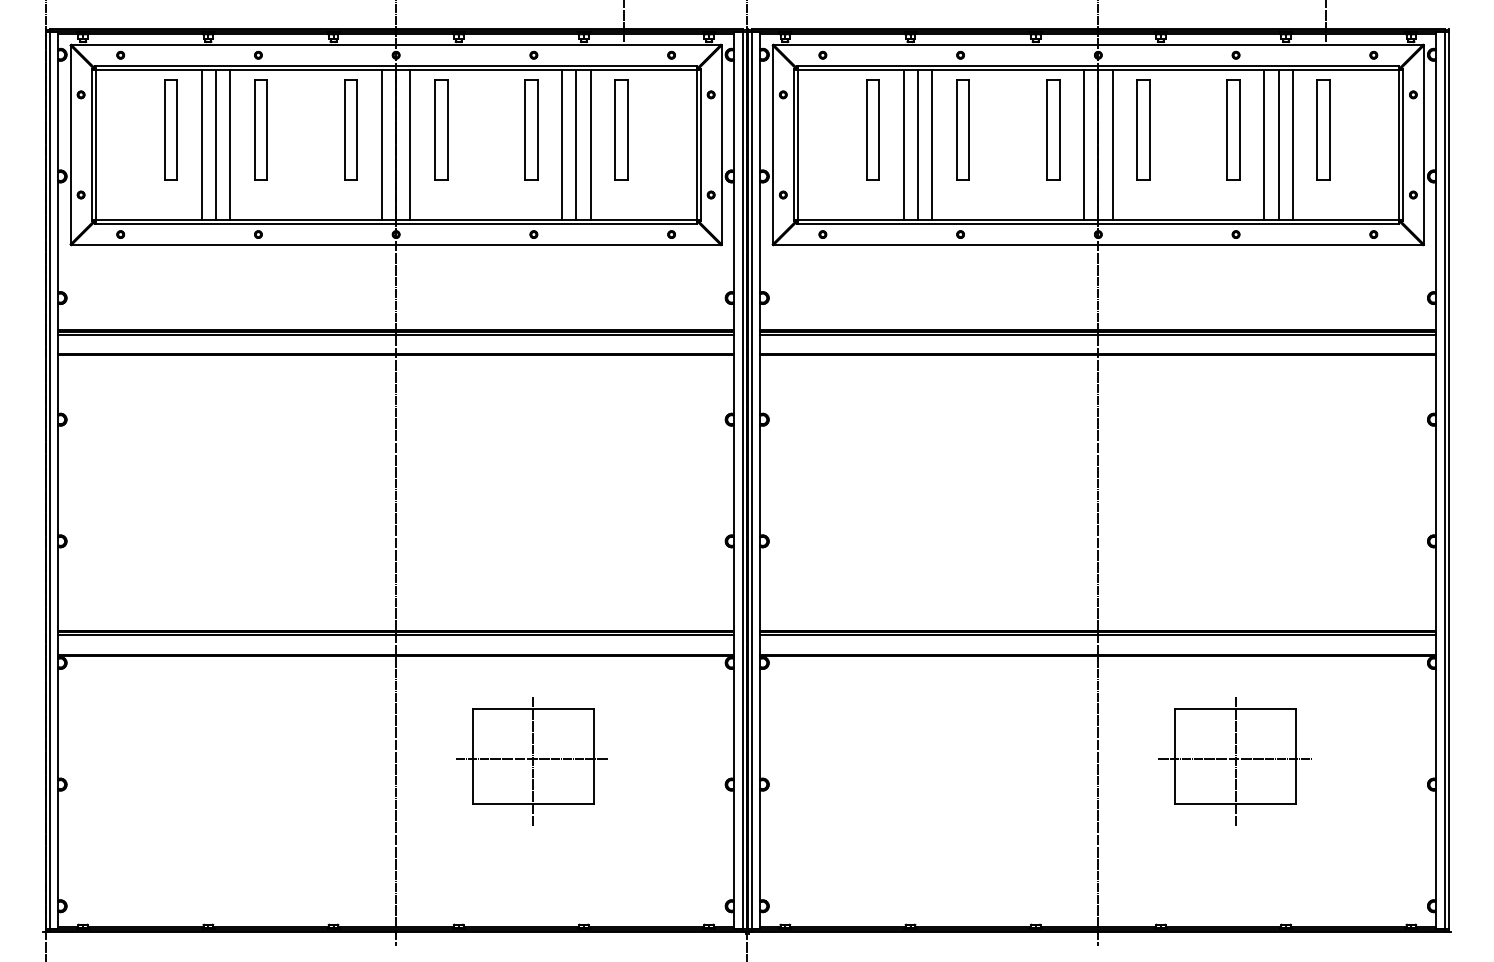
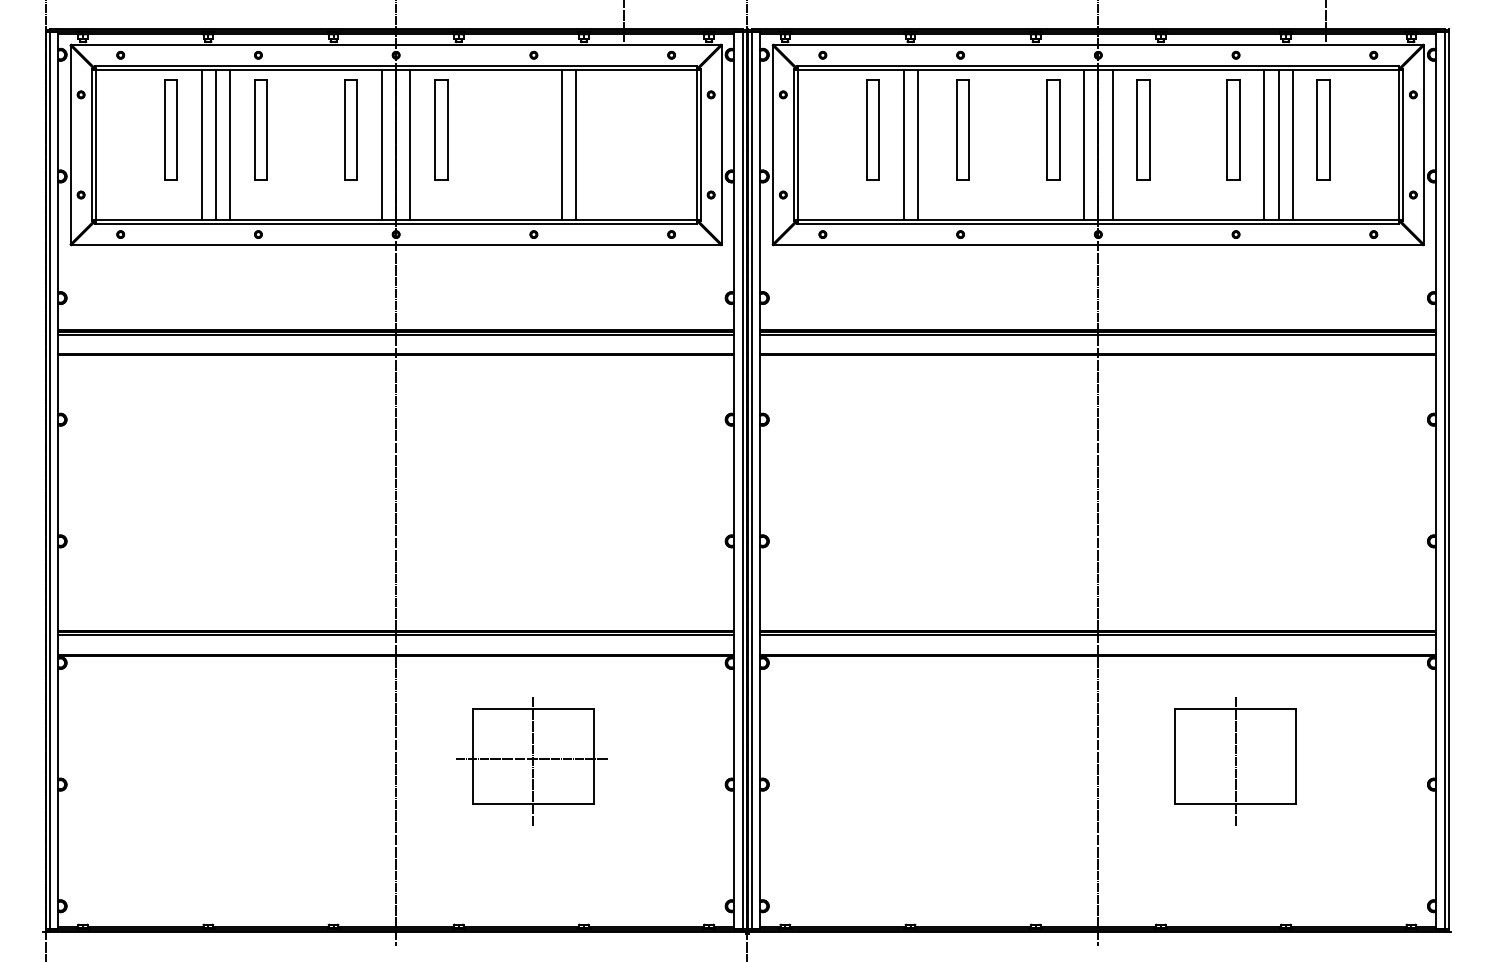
part: present -> none (531, 129)
part: present -> none (621, 129)
line: present -> none (590, 144)
line: present -> none (932, 144)
line: present -> none (1234, 759)
